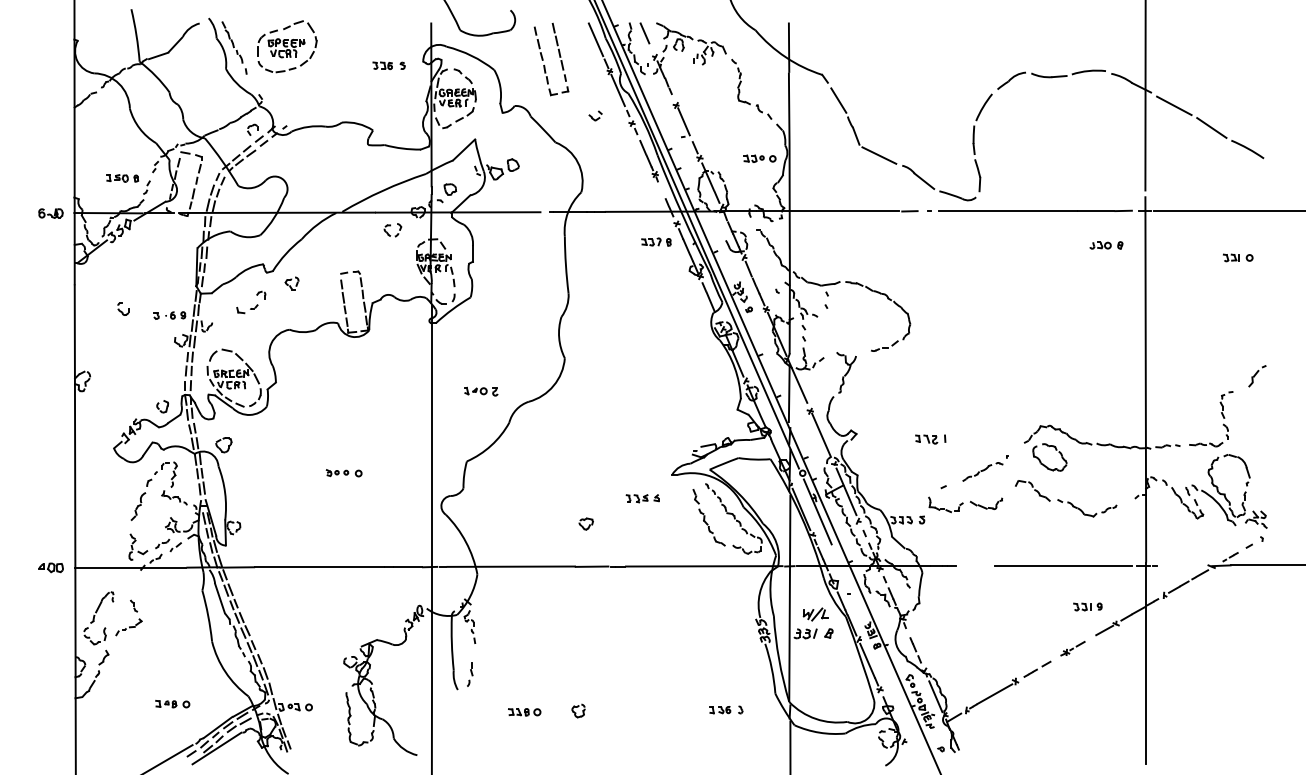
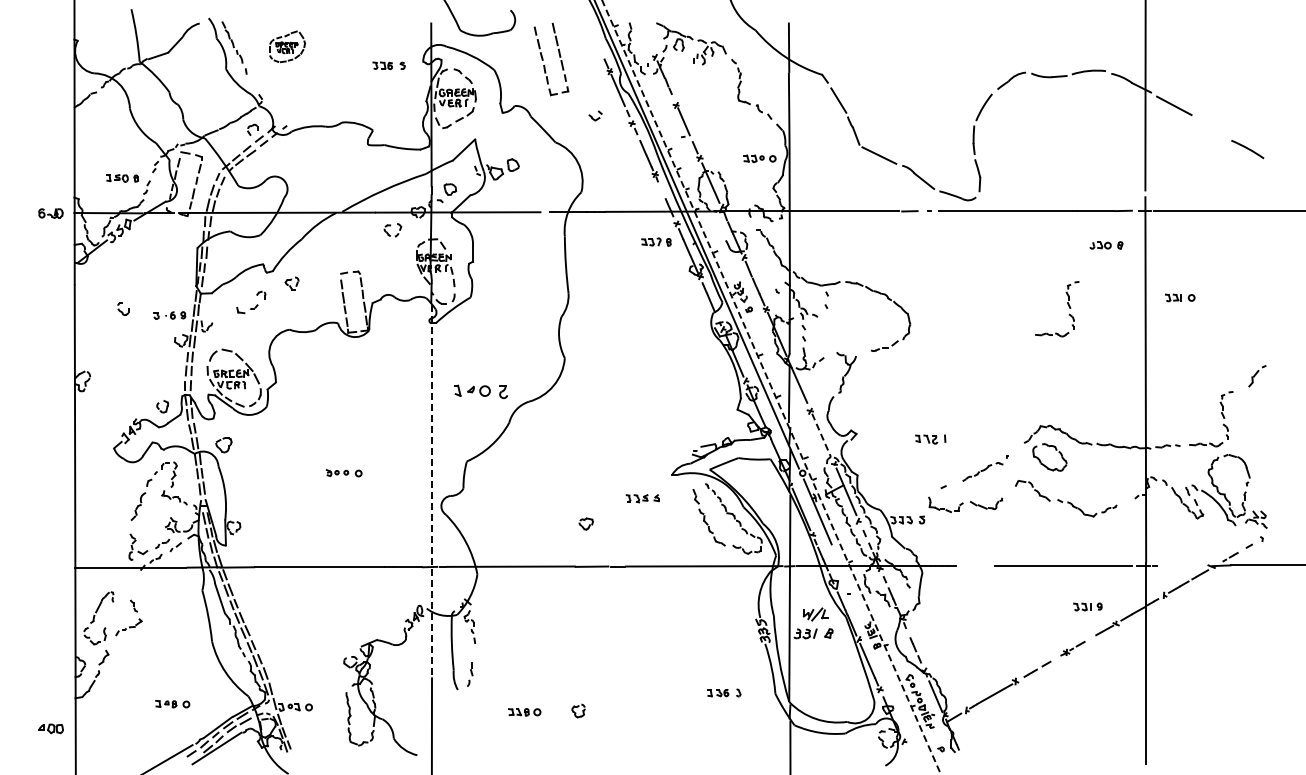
line: present -> none (644, 33)
line: present -> none (595, 39)
part size: 61x54 px -> 37x34 px (287, 46)
line: present -> none (1211, 127)
part position: (1238, 257) -> (1180, 297) (1180, 297)
part: none -> present (1067, 304)
line: solid -> dashed (771, 387)
part size: 35x11 px -> 54x16 px (480, 391)
line: solid -> dashed (821, 435)
line: solid -> dashed (432, 491)
part position: (50, 567) -> (50, 728) (50, 728)
part position: (726, 709) -> (724, 692) (724, 692)
